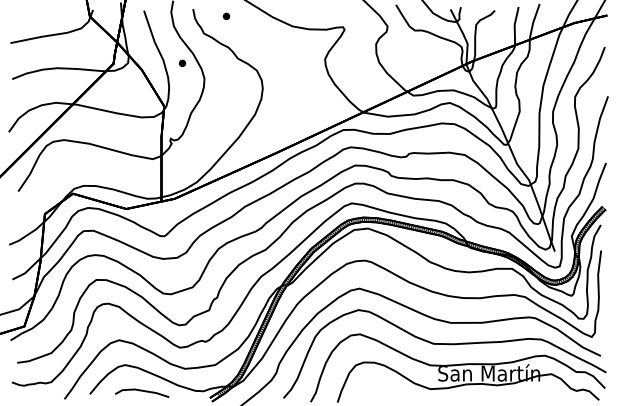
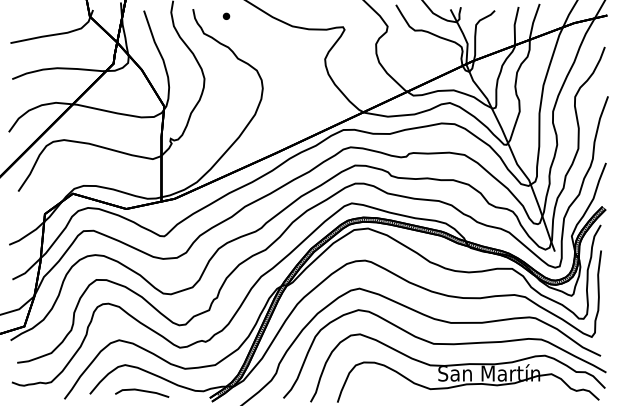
part: present -> none (182, 62)
